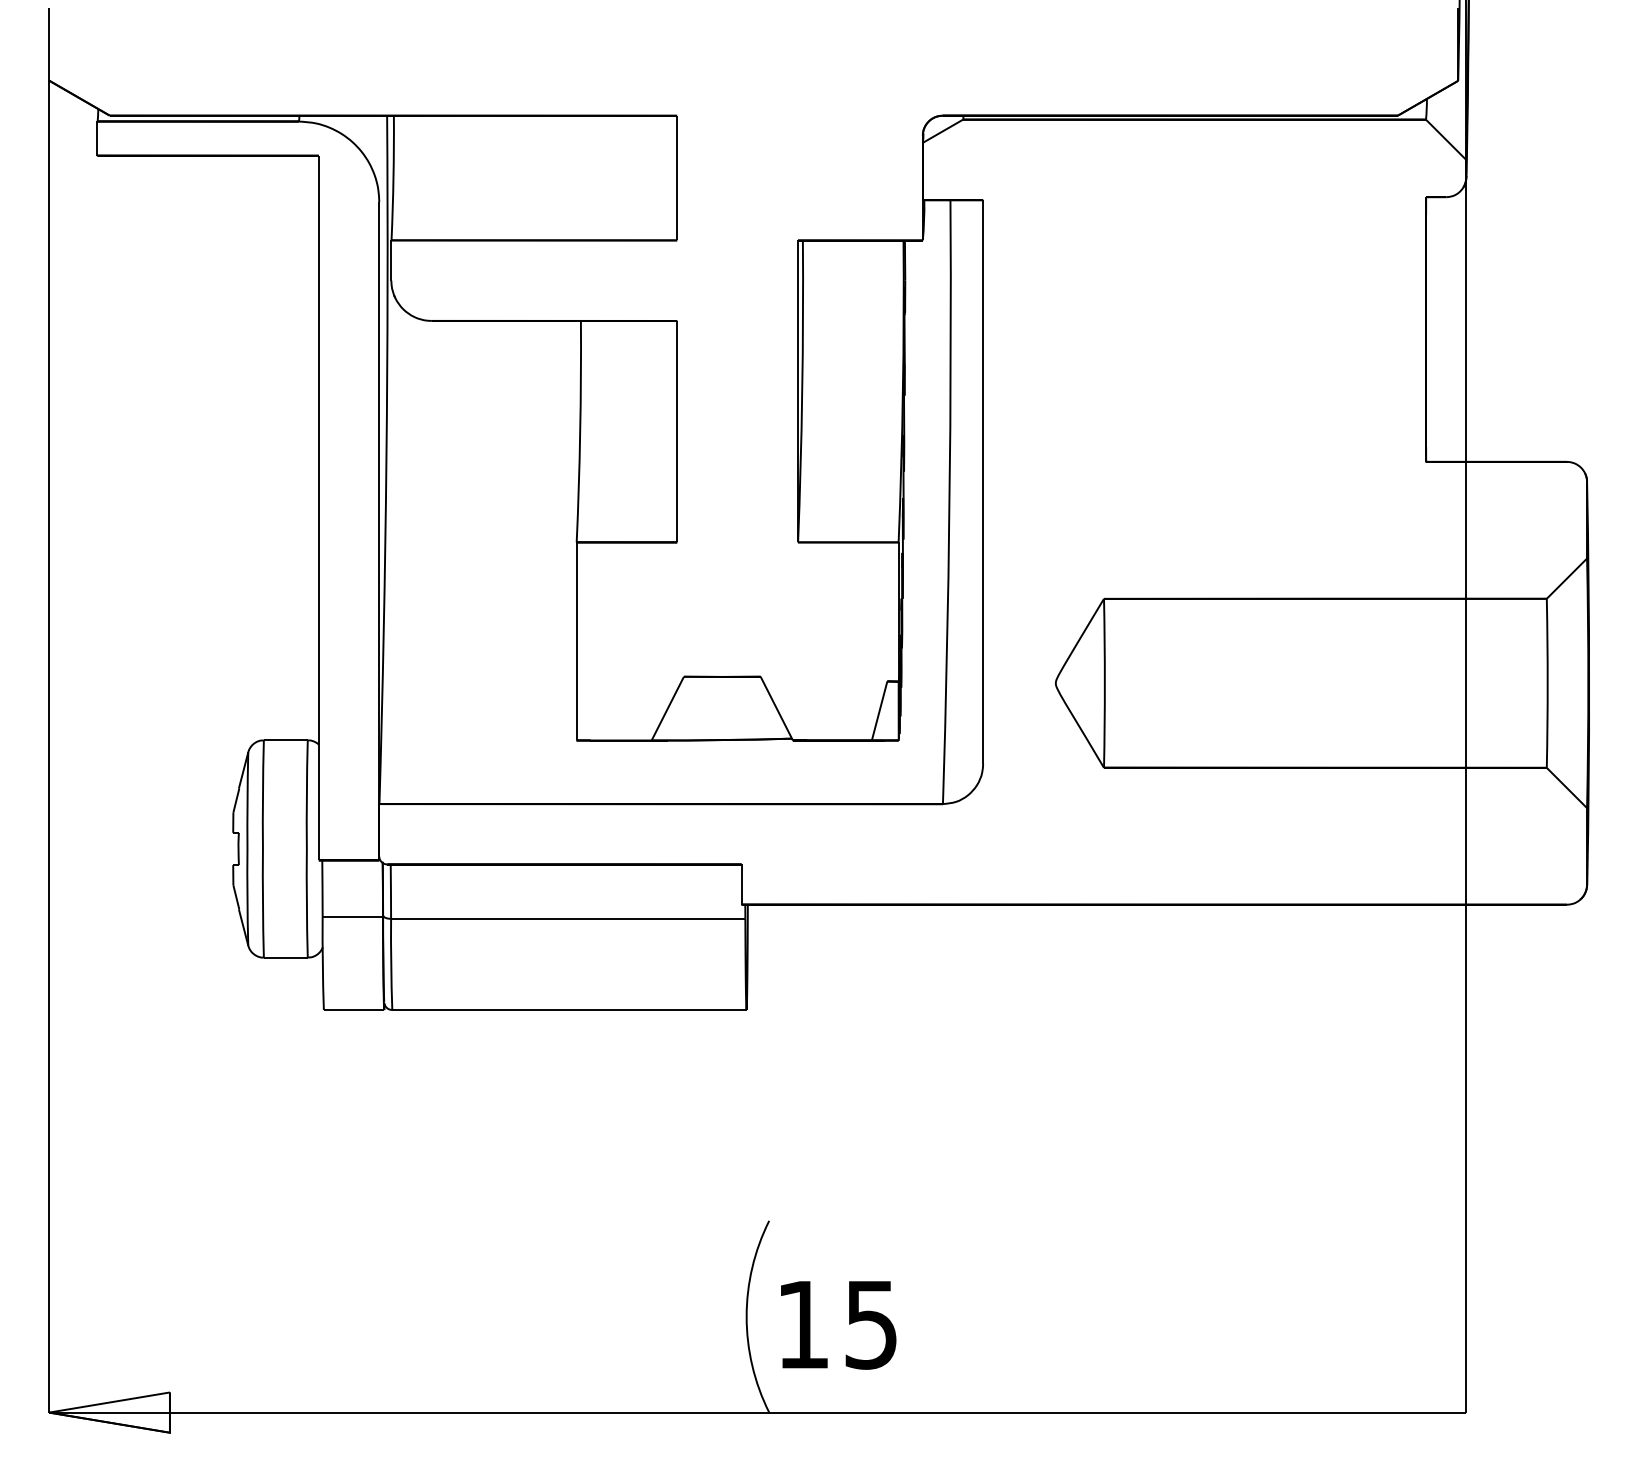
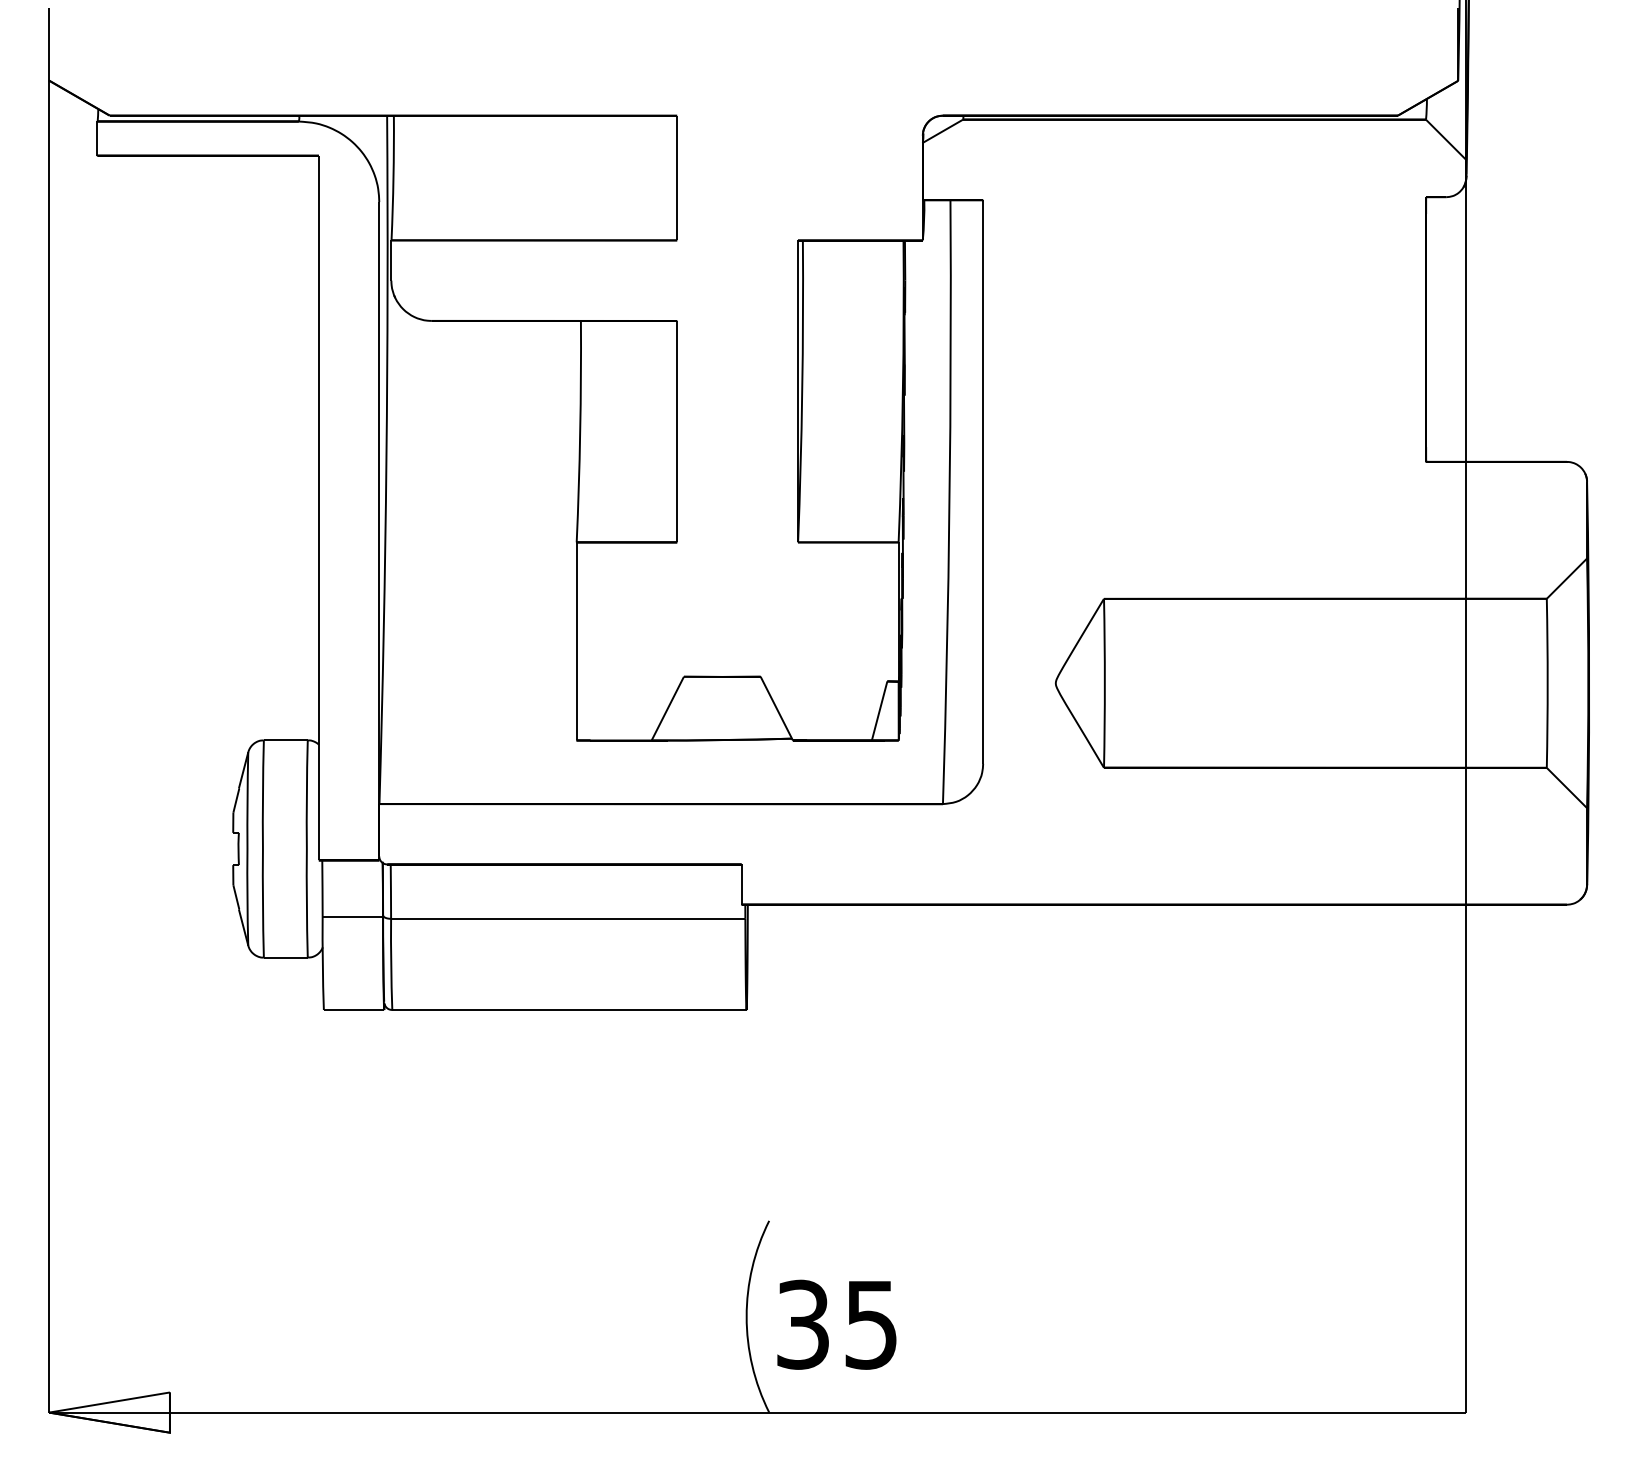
text: 15 -> 35 (802, 1324)
